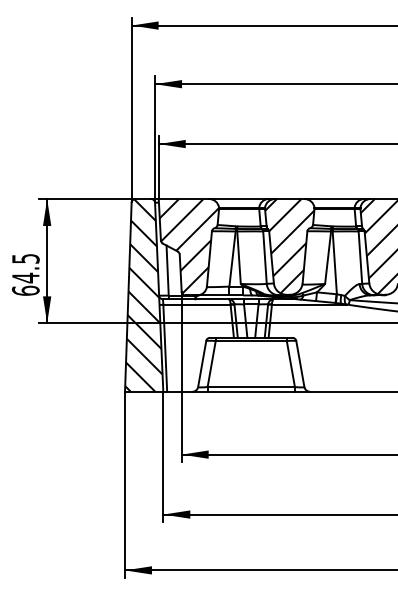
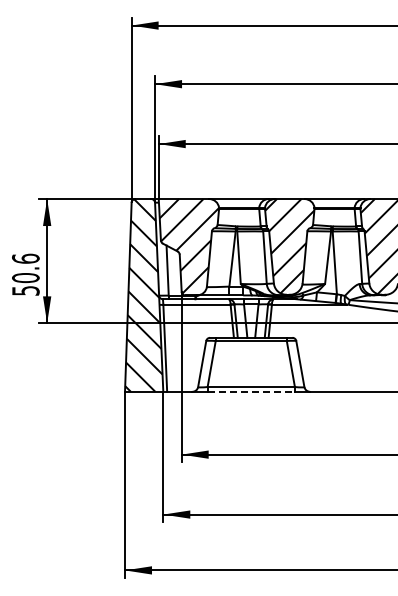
text: 64.5 -> 50.6 (25, 274)
line: solid -> dashed (251, 391)
